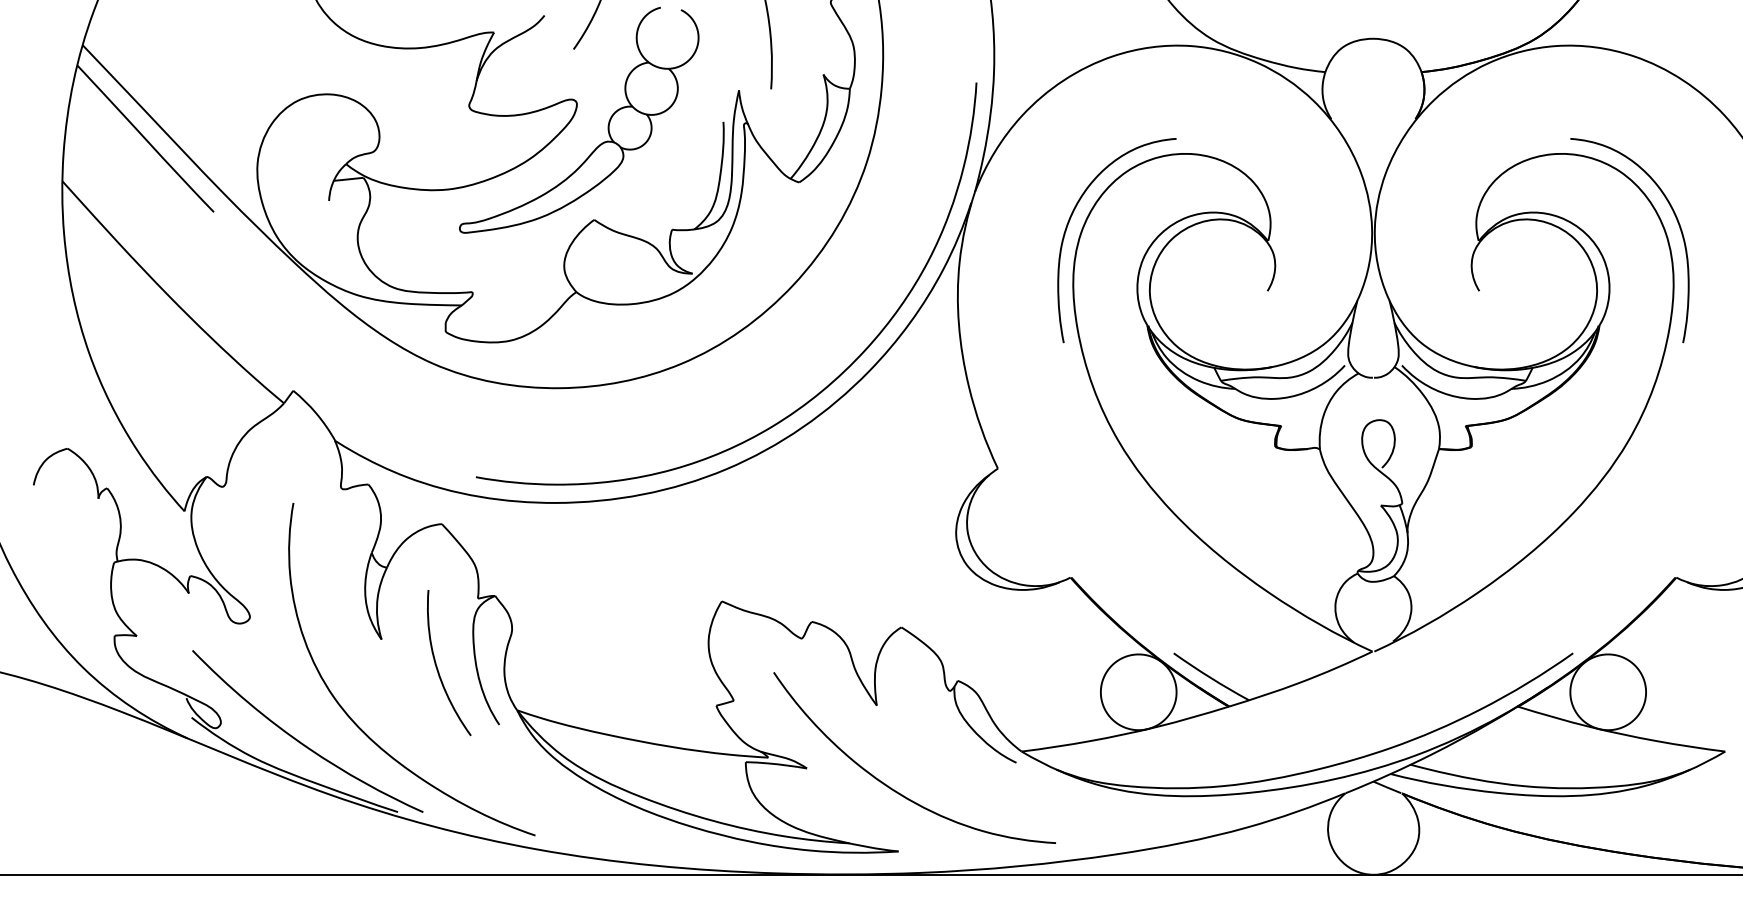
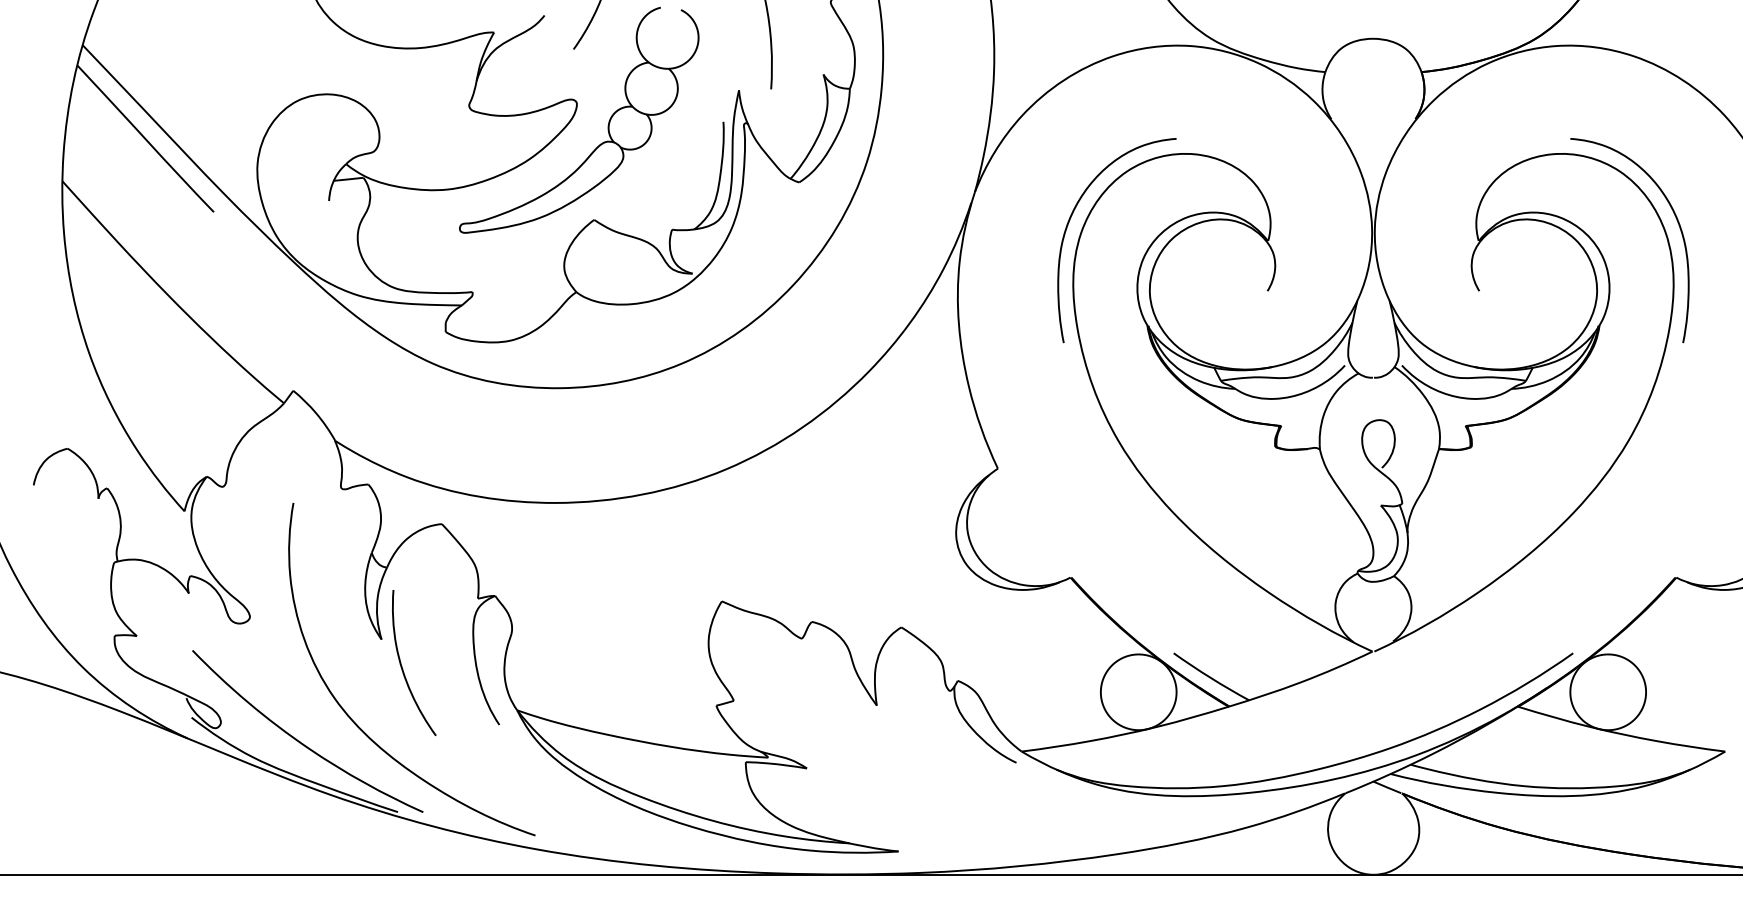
curve: present -> none (813, 396)
curve position: (437, 666) -> (402, 666) (402, 666)
curve: present -> none (894, 789)
